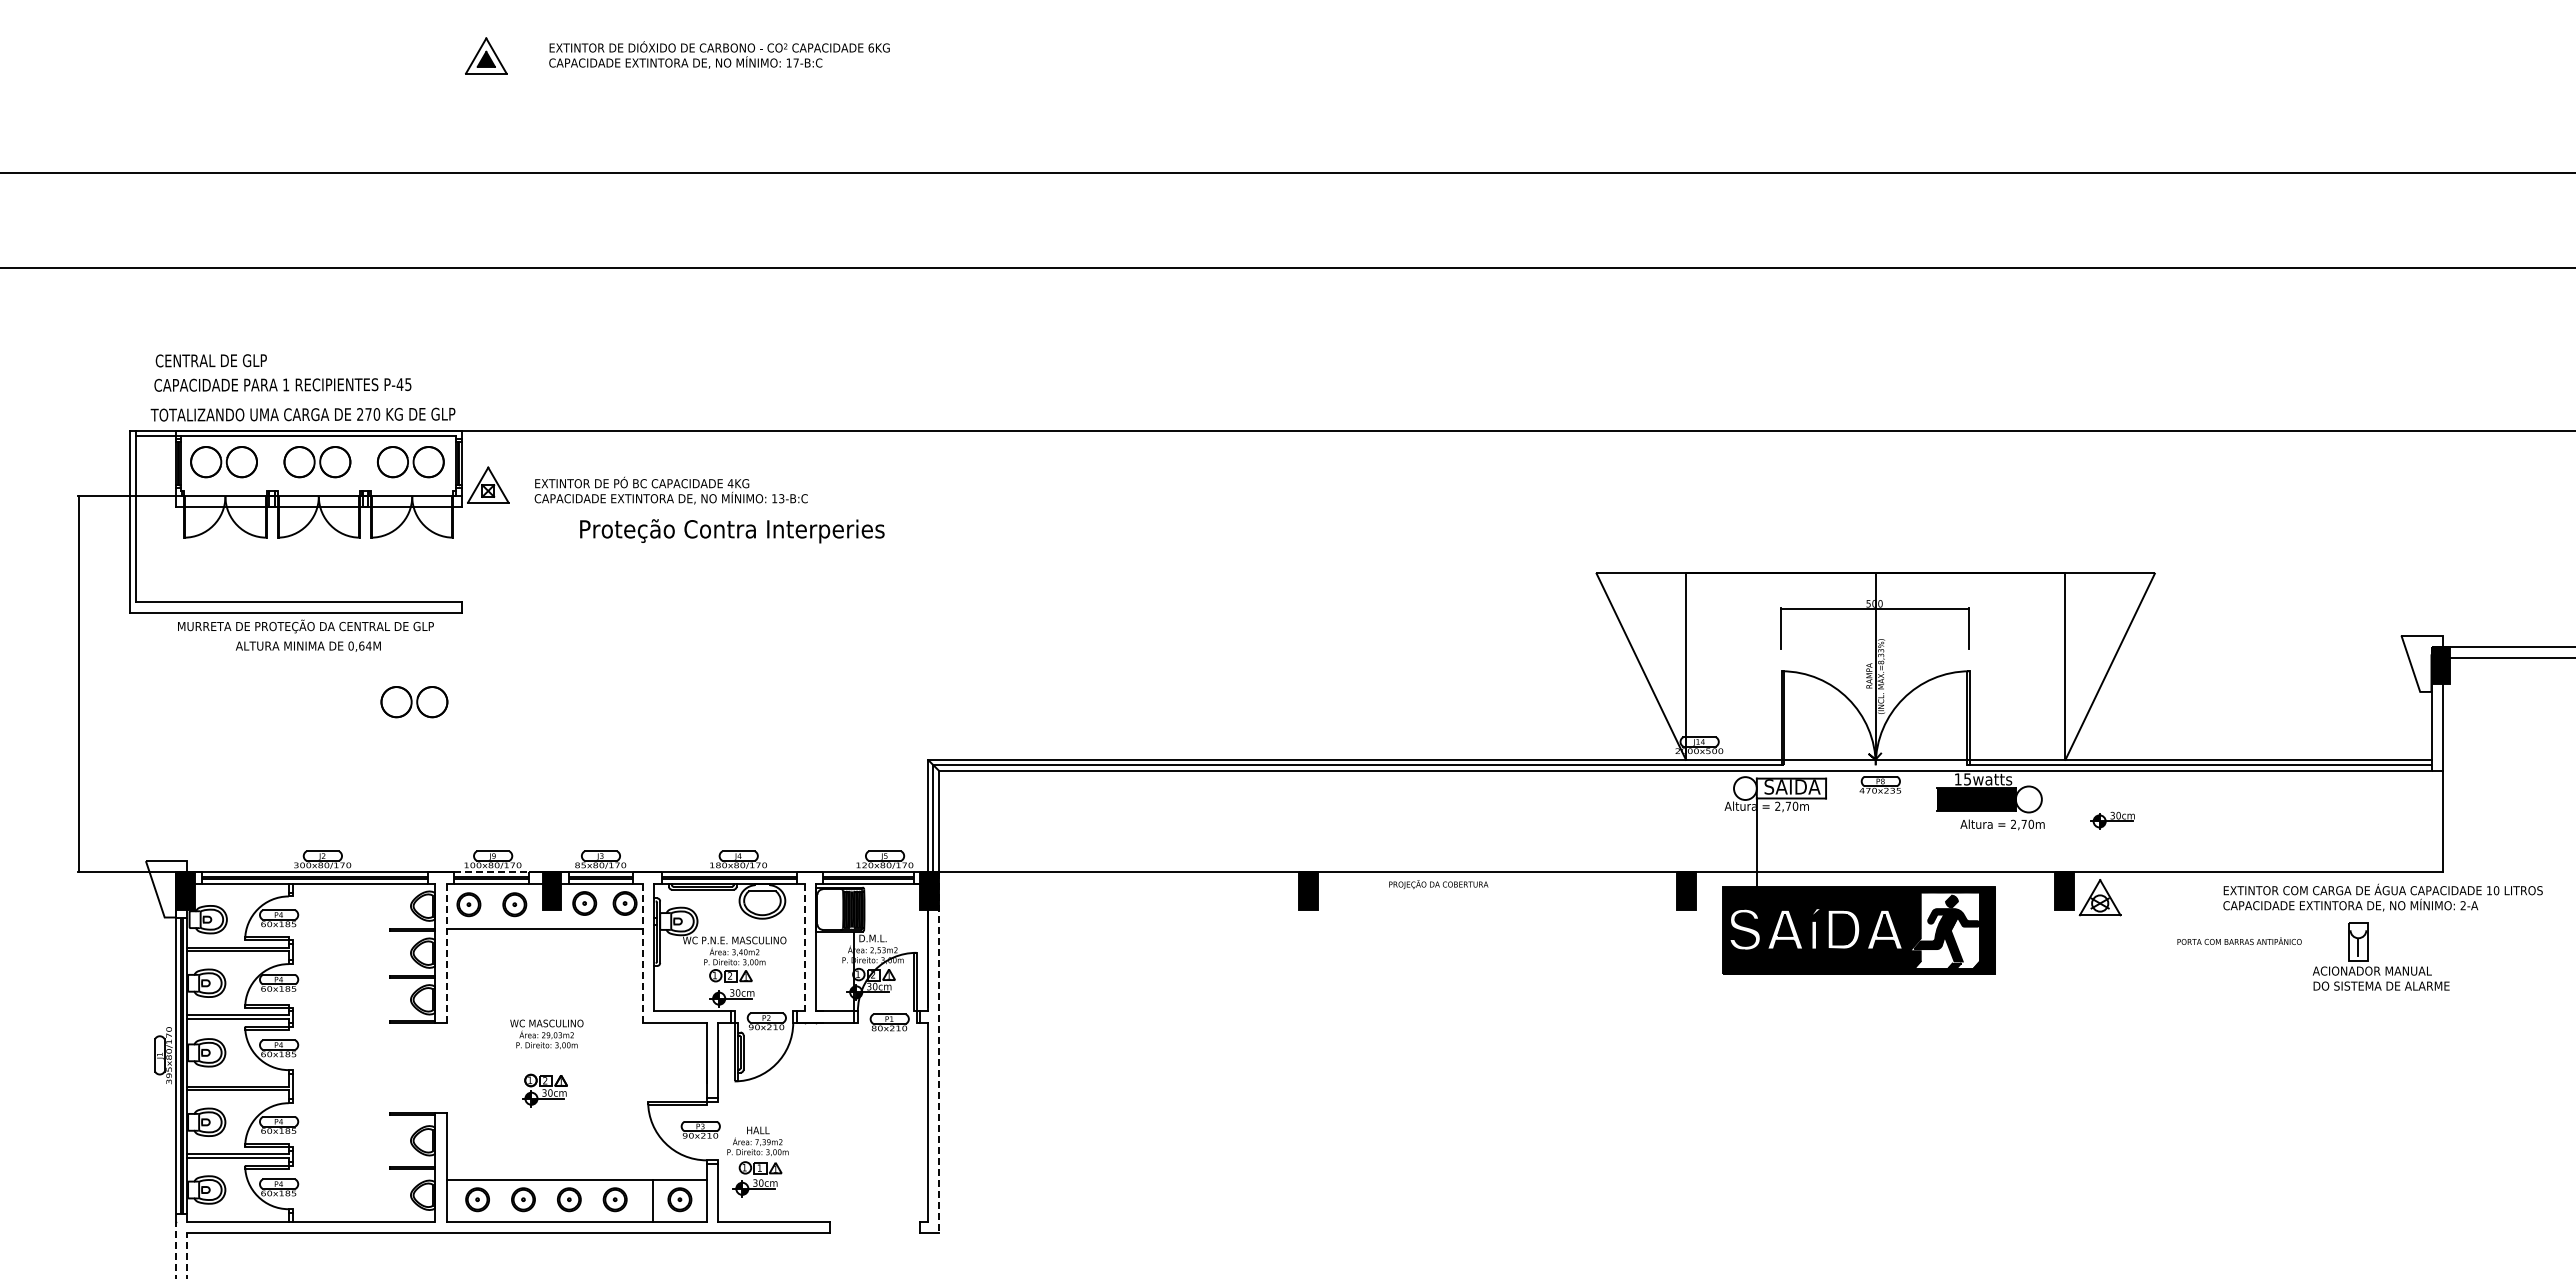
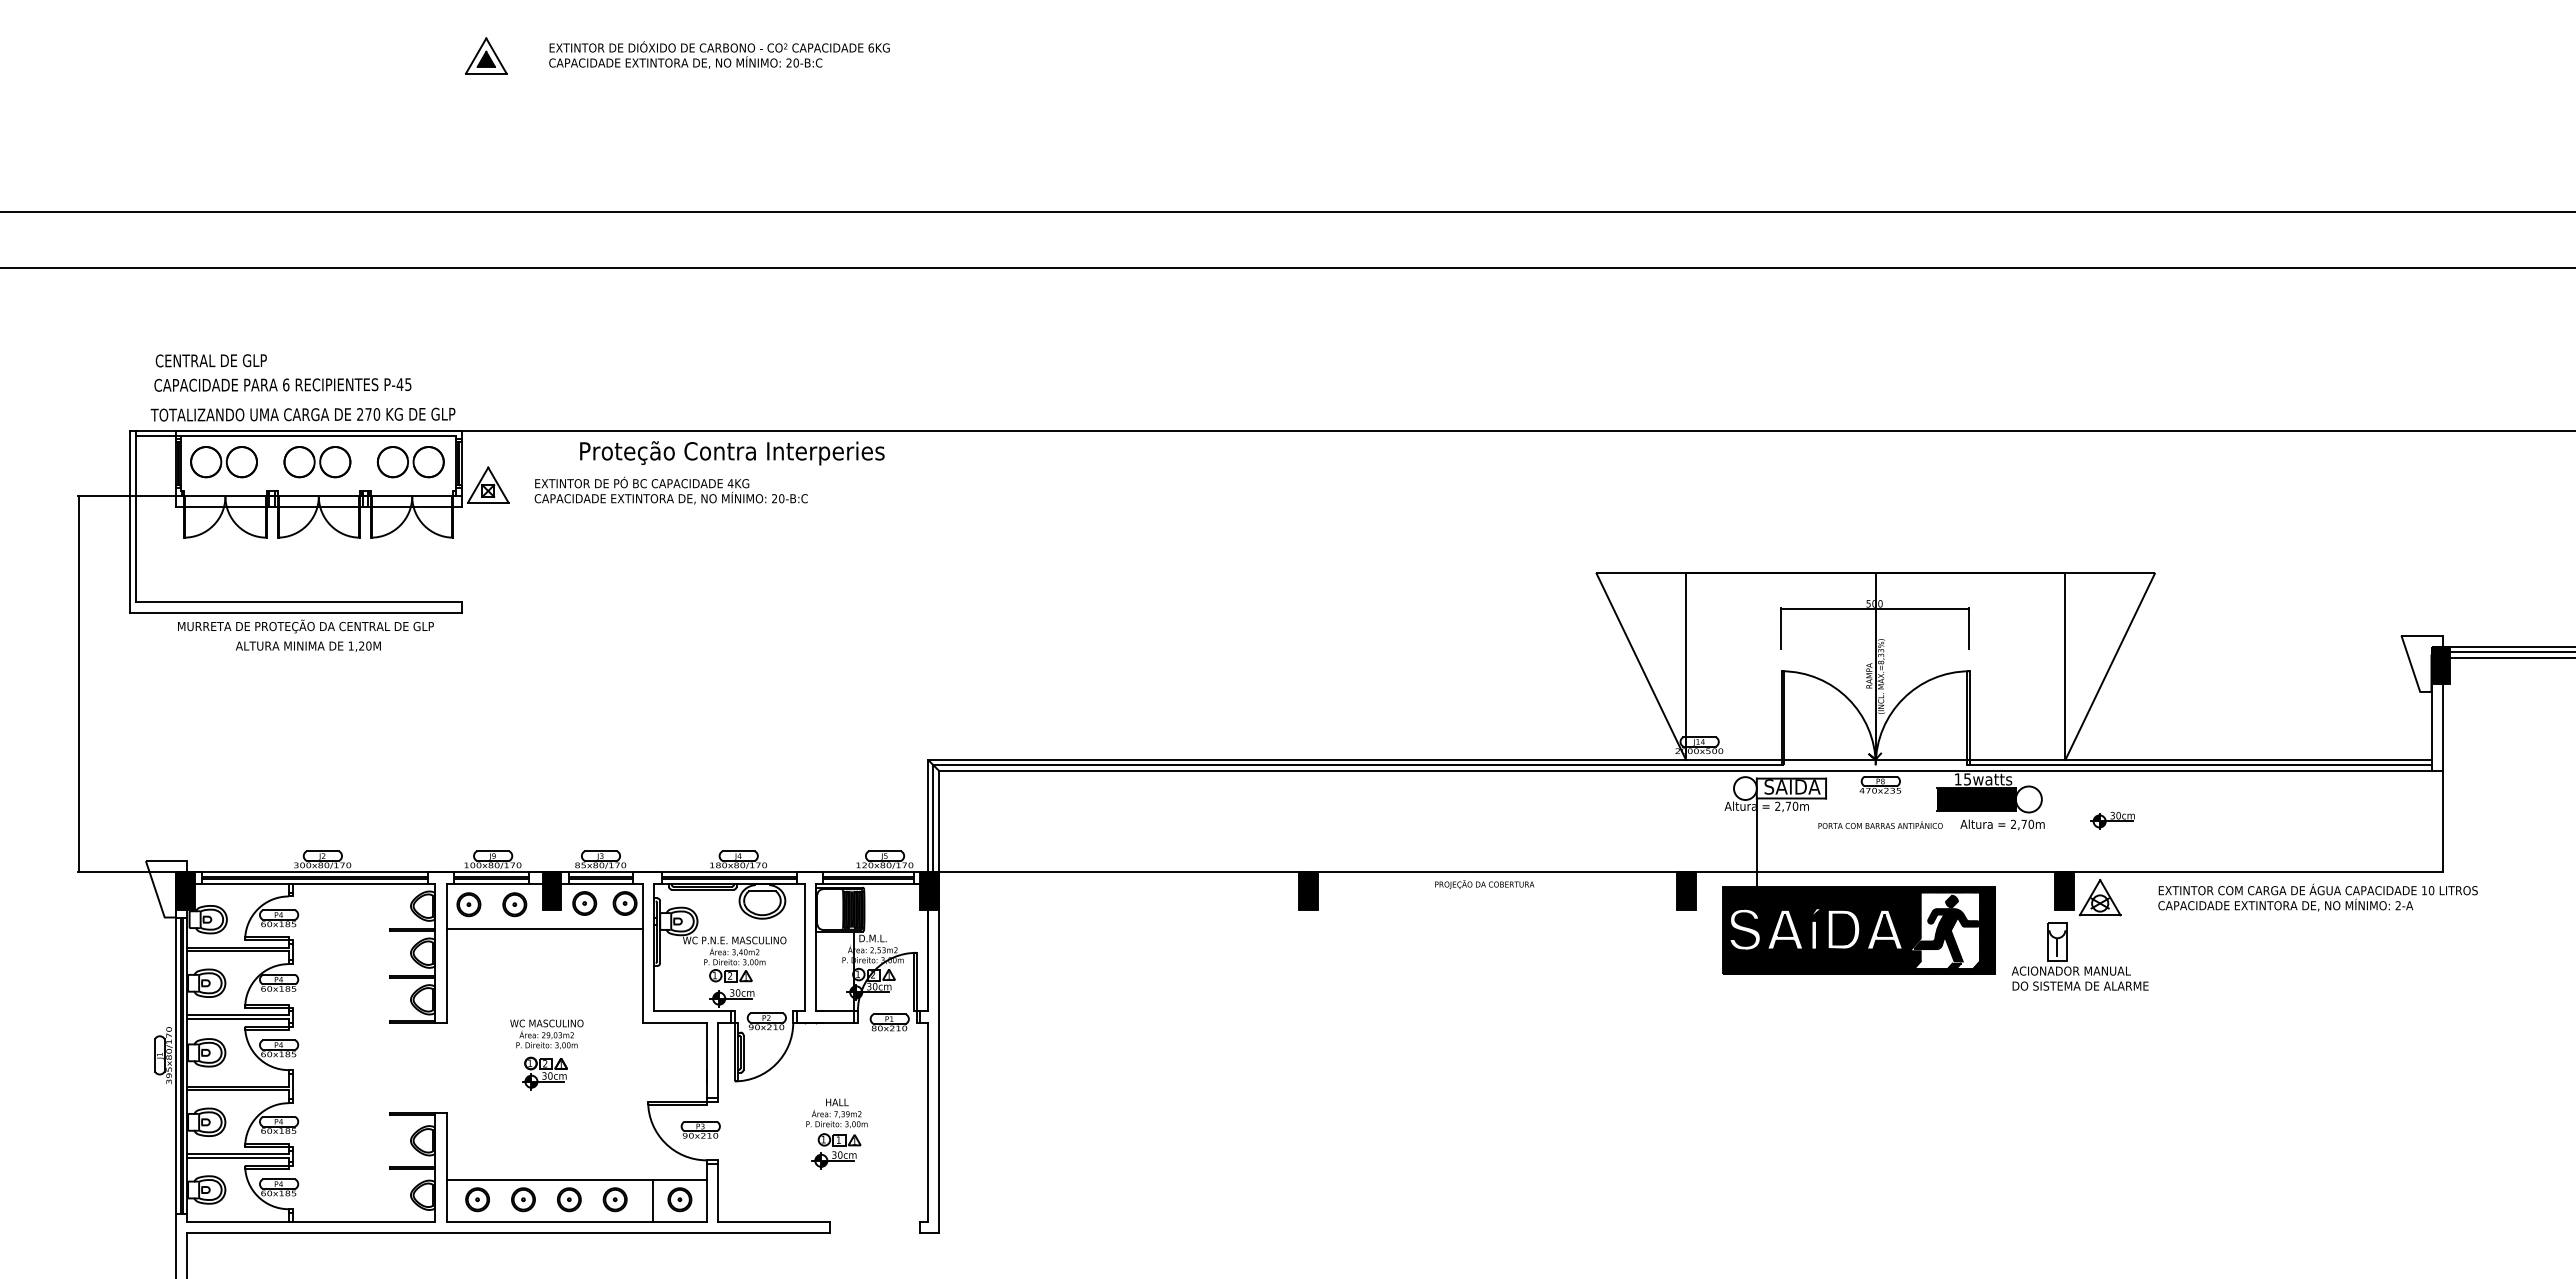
text: 17-B:C -> 20-B:C (792, 62)
line position: (1287, 172) -> (1287, 211) (1287, 211)
text: 1 -> 6 (286, 384)
text: 13-B:C -> 20-B:C (778, 498)
text position: (732, 531) -> (732, 453) (732, 453)
text: 0,64M -> 1,20M (359, 645)
line: none -> present (2507, 652)
part: present -> none (414, 702)
line: dashed -> solid (491, 872)
text position: (1438, 884) -> (1484, 884) (1484, 884)
text position: (2382, 897) -> (2317, 897) (2317, 897)
text position: (2239, 940) -> (1880, 824) (1880, 824)
line: dashed -> solid (804, 947)
line: dashed -> solid (446, 953)
line: dashed -> solid (642, 953)
part position: (2377, 966) -> (2076, 966) (2076, 966)
line: dashed -> solid (939, 1053)
part position: (544, 1090) -> (544, 1073) (544, 1073)
part position: (757, 1161) -> (836, 1133) (836, 1133)
line: dashed -> solid (175, 1249)
line: dashed -> solid (187, 1255)
